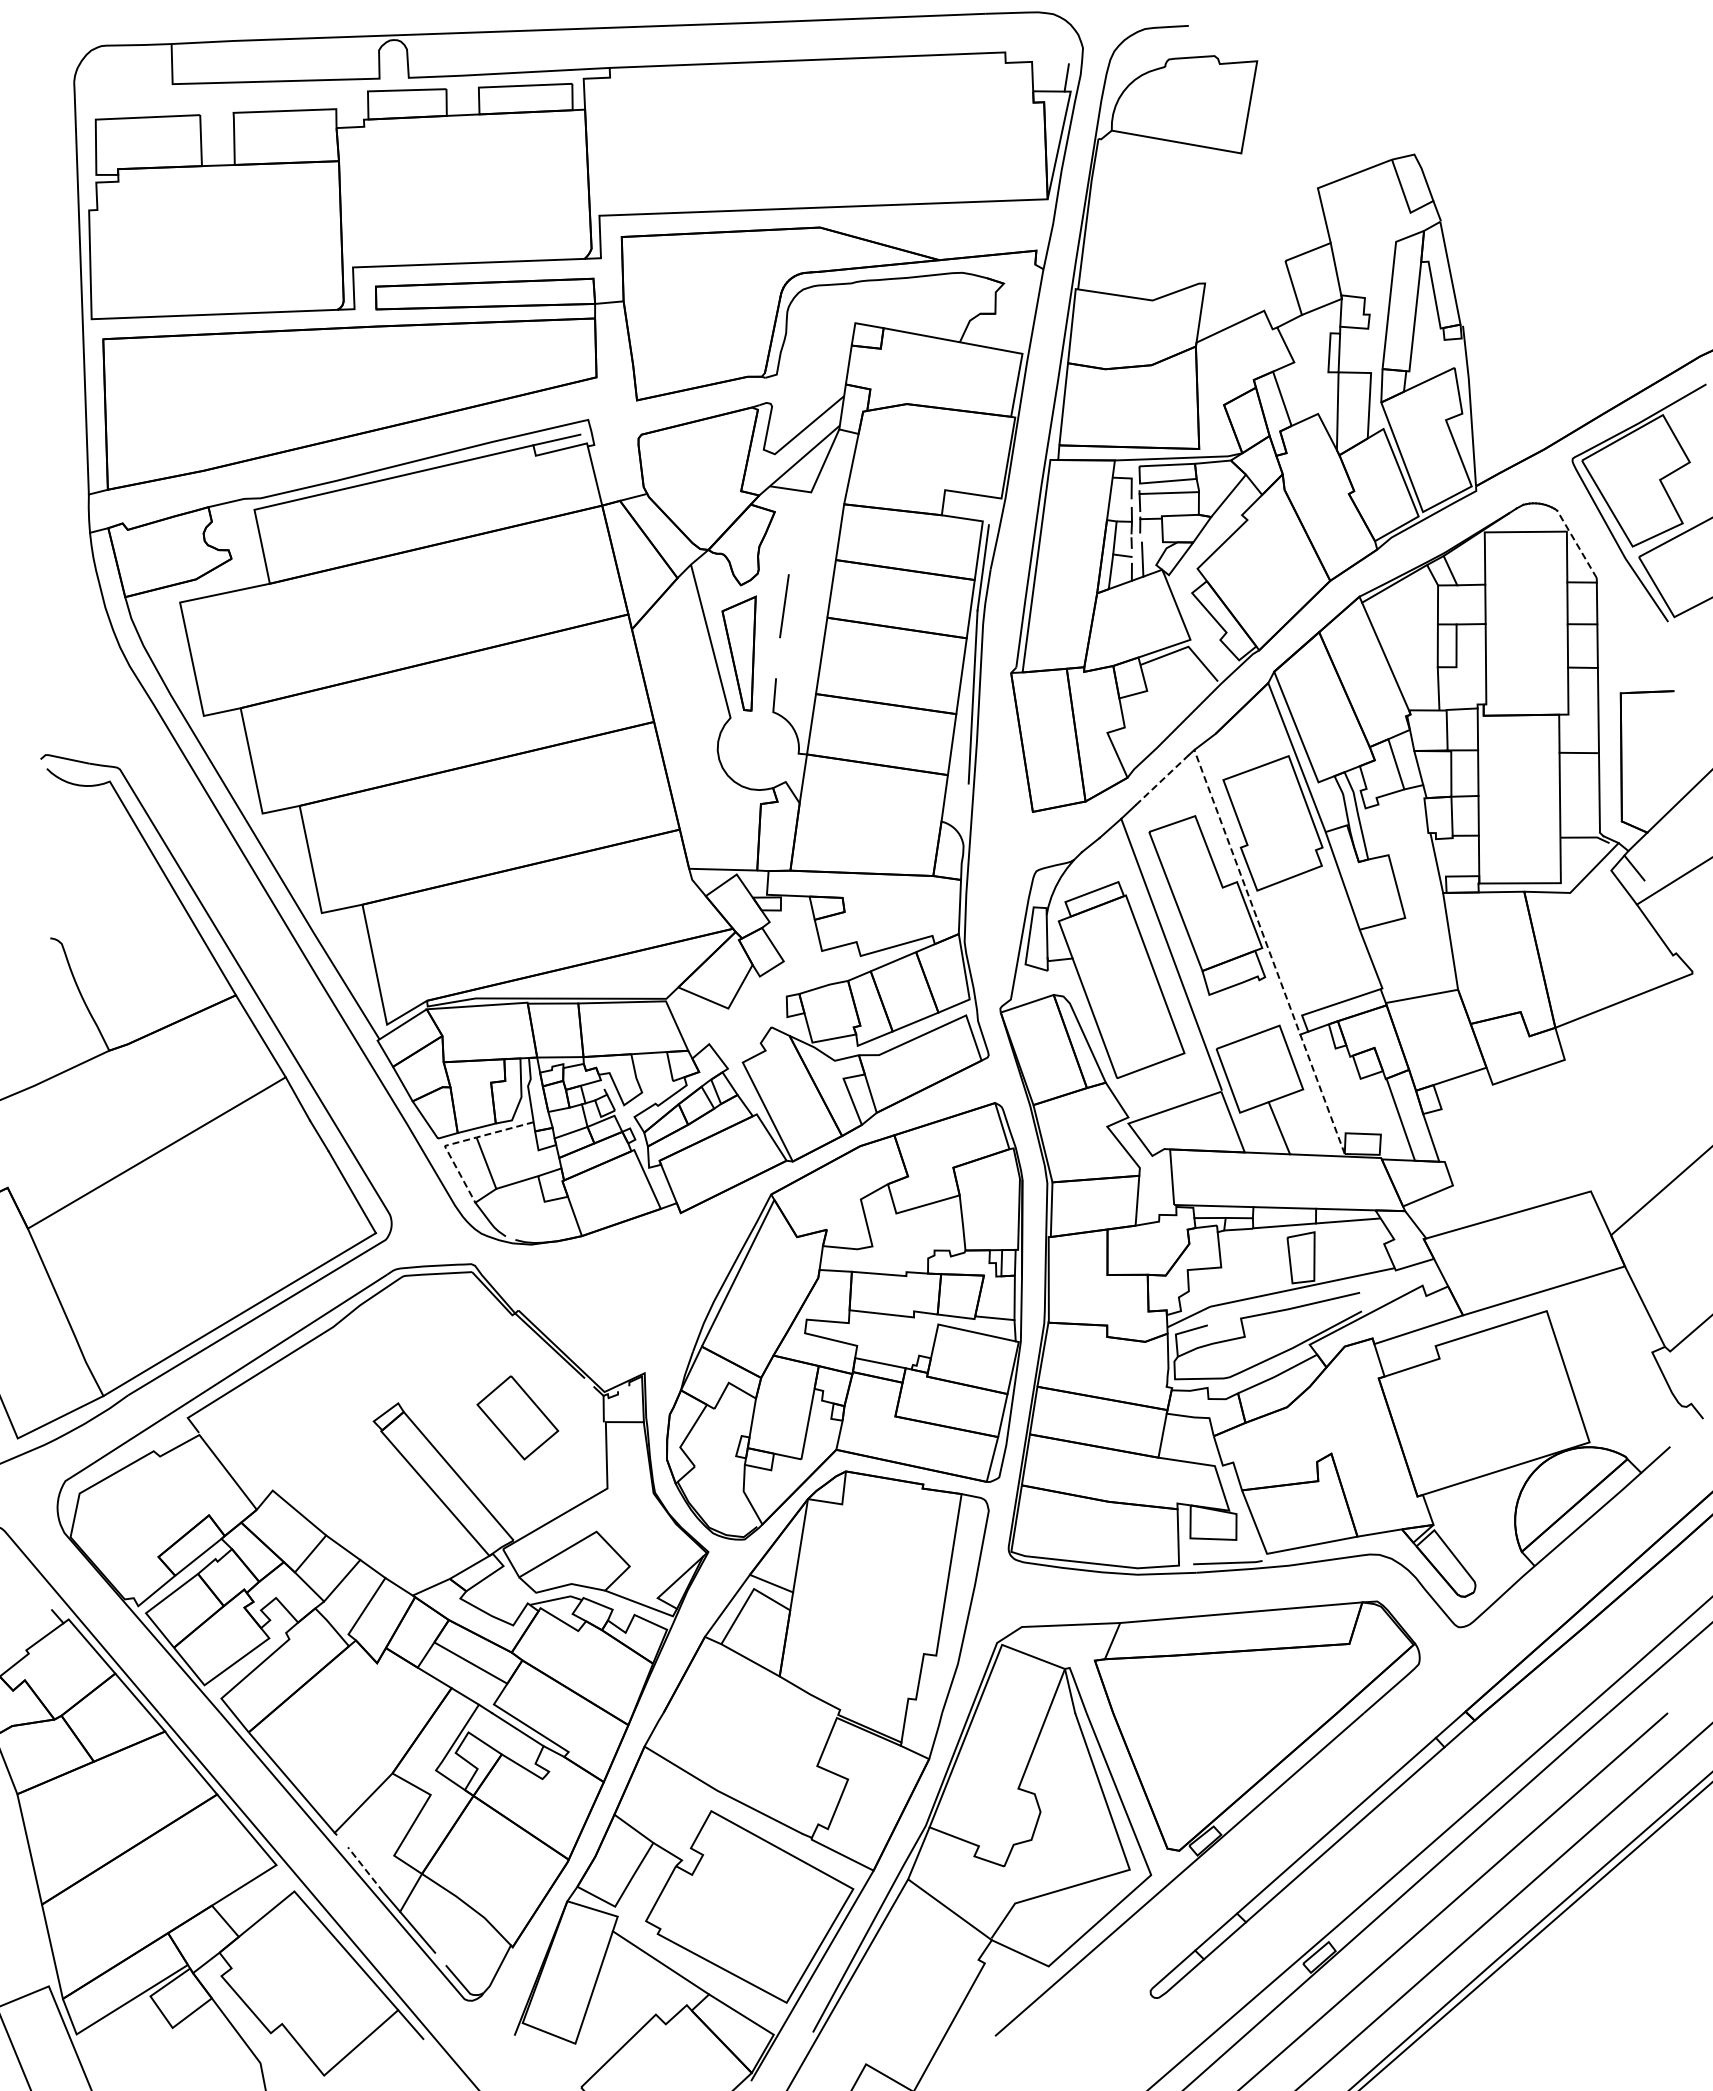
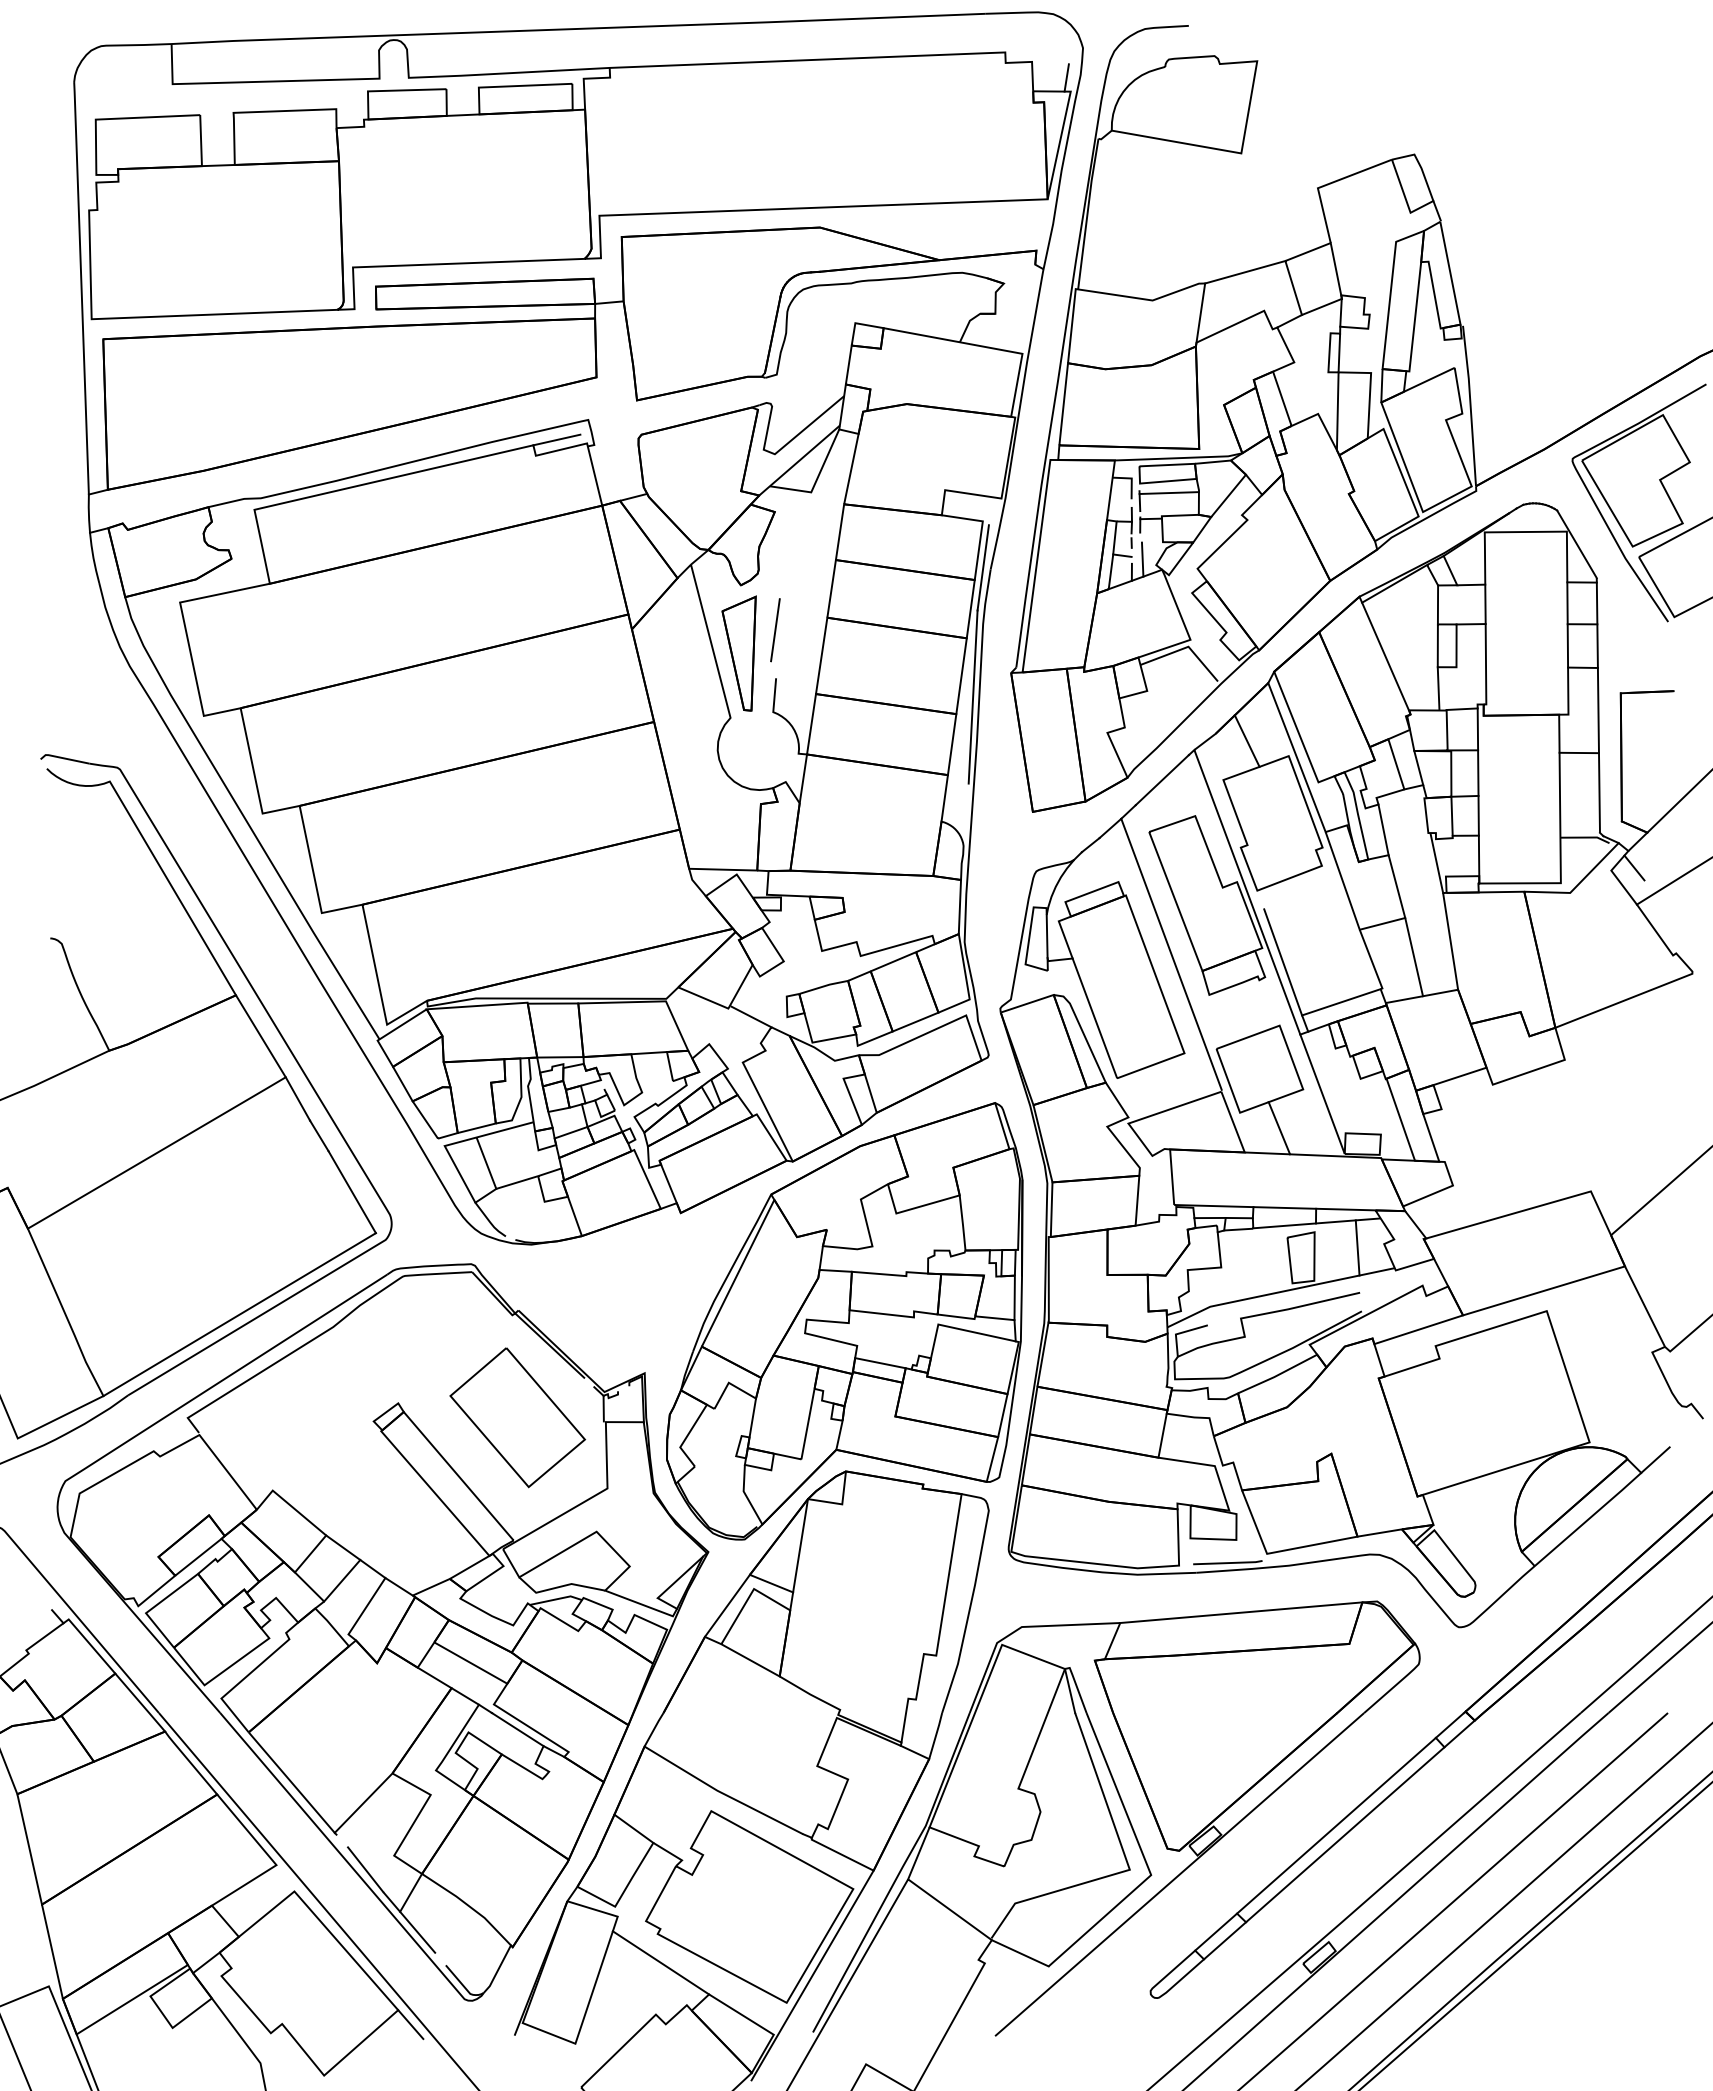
line: none -> present (1245, 272)
line: dashed -> solid (1576, 543)
line position: (784, 606) -> (775, 630) (775, 630)
line: none -> present (1246, 740)
line: dashed -> solid (1162, 780)
line: none -> present (1383, 829)
line: dashed -> solid (1269, 952)
line: none -> present (1414, 957)
line: none -> present (1283, 962)
line: none -> present (751, 1016)
line: dashed -> solid (458, 1142)
line: none -> present (1357, 1247)
part size: 84x86 px -> 138x142 px (517, 1417)
line: dashed -> solid (365, 1869)
line: none -> present (79, 2042)
